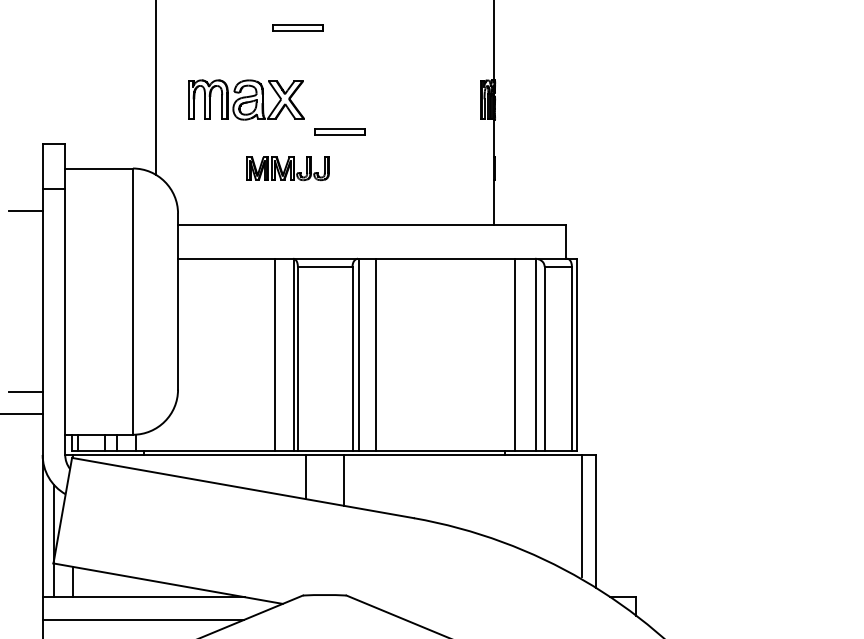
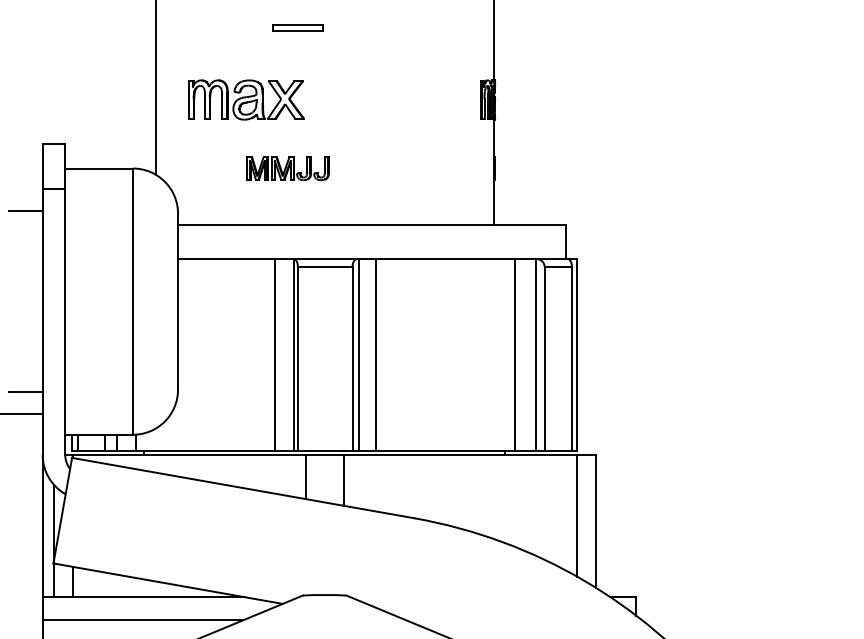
part: present -> none (339, 131)
line position: (581, 515) -> (576, 515) (576, 515)
